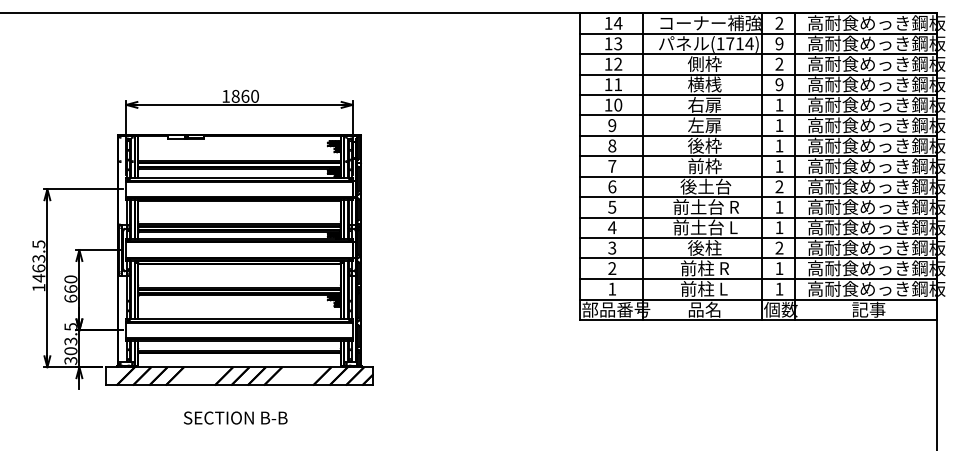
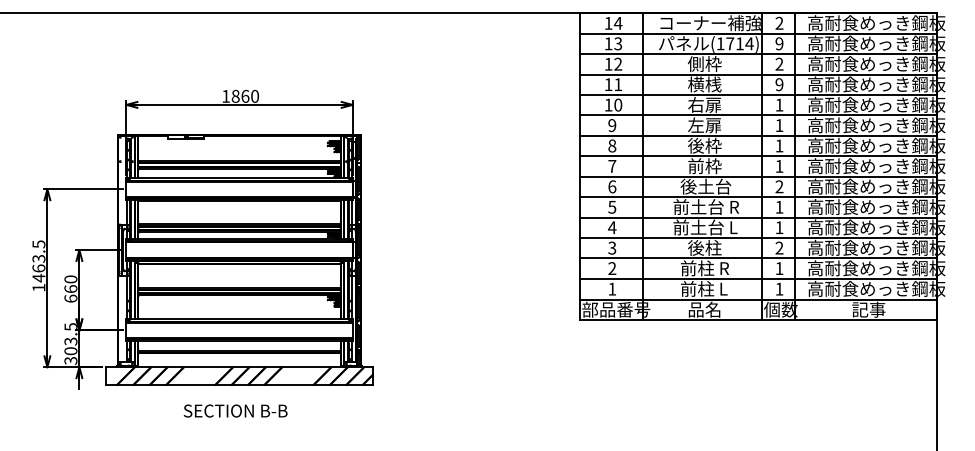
text position: (235, 417) -> (235, 410) (235, 410)
